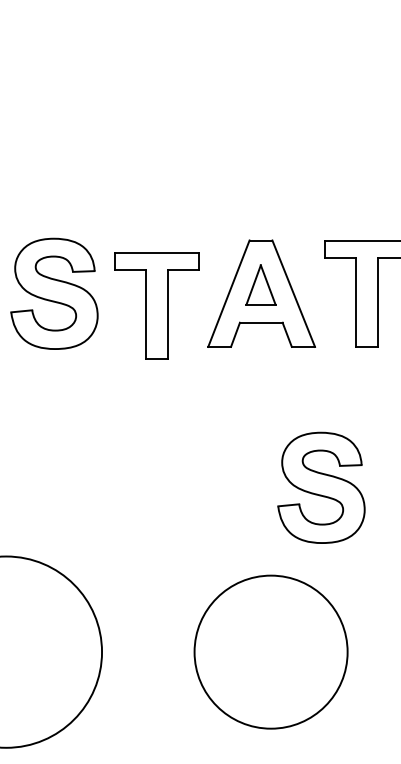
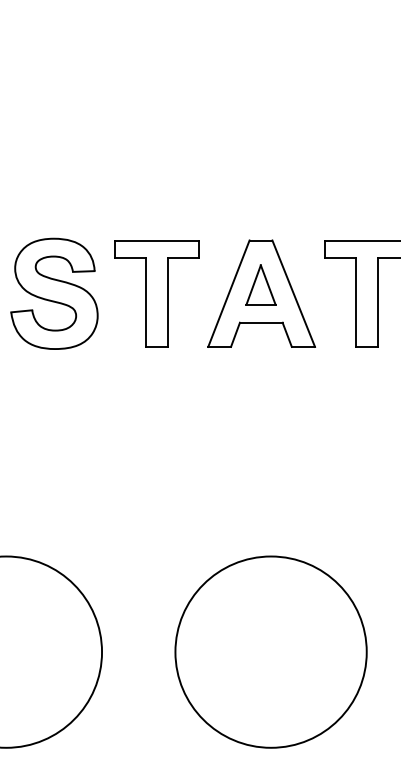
part position: (156, 305) -> (156, 293) (156, 293)
part: present -> none (321, 487)
circle diameter: 153 px -> 191 px (270, 651)
